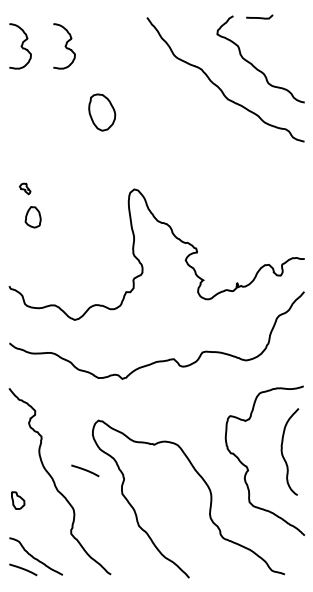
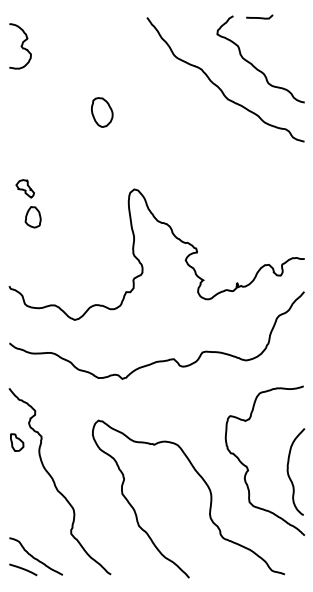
curve: present -> none (64, 46)
part size: 29x39 px -> 23x31 px (102, 112)
part size: 14x14 px -> 20x20 px (24, 188)
curve position: (283, 454) -> (289, 474) (289, 474)
curve: present -> none (85, 470)
part position: (18, 500) -> (17, 442) (17, 442)
